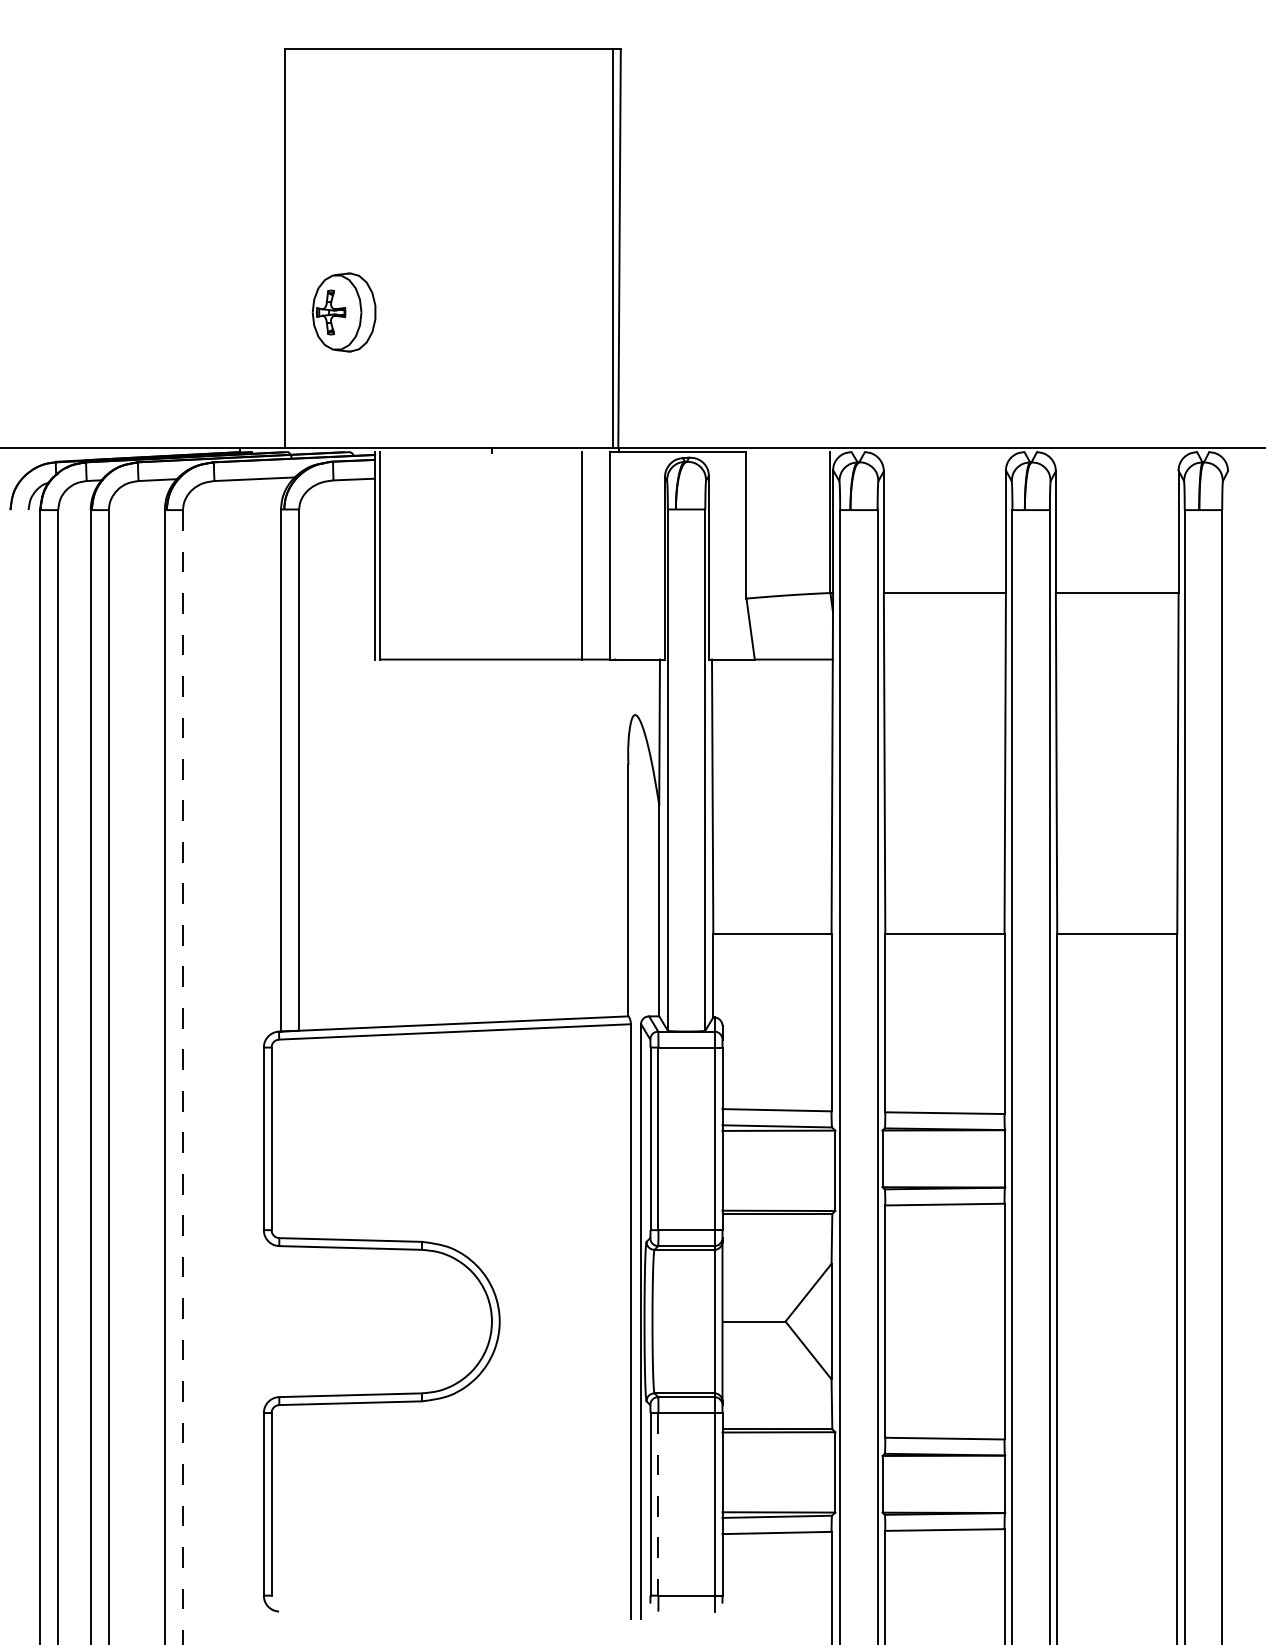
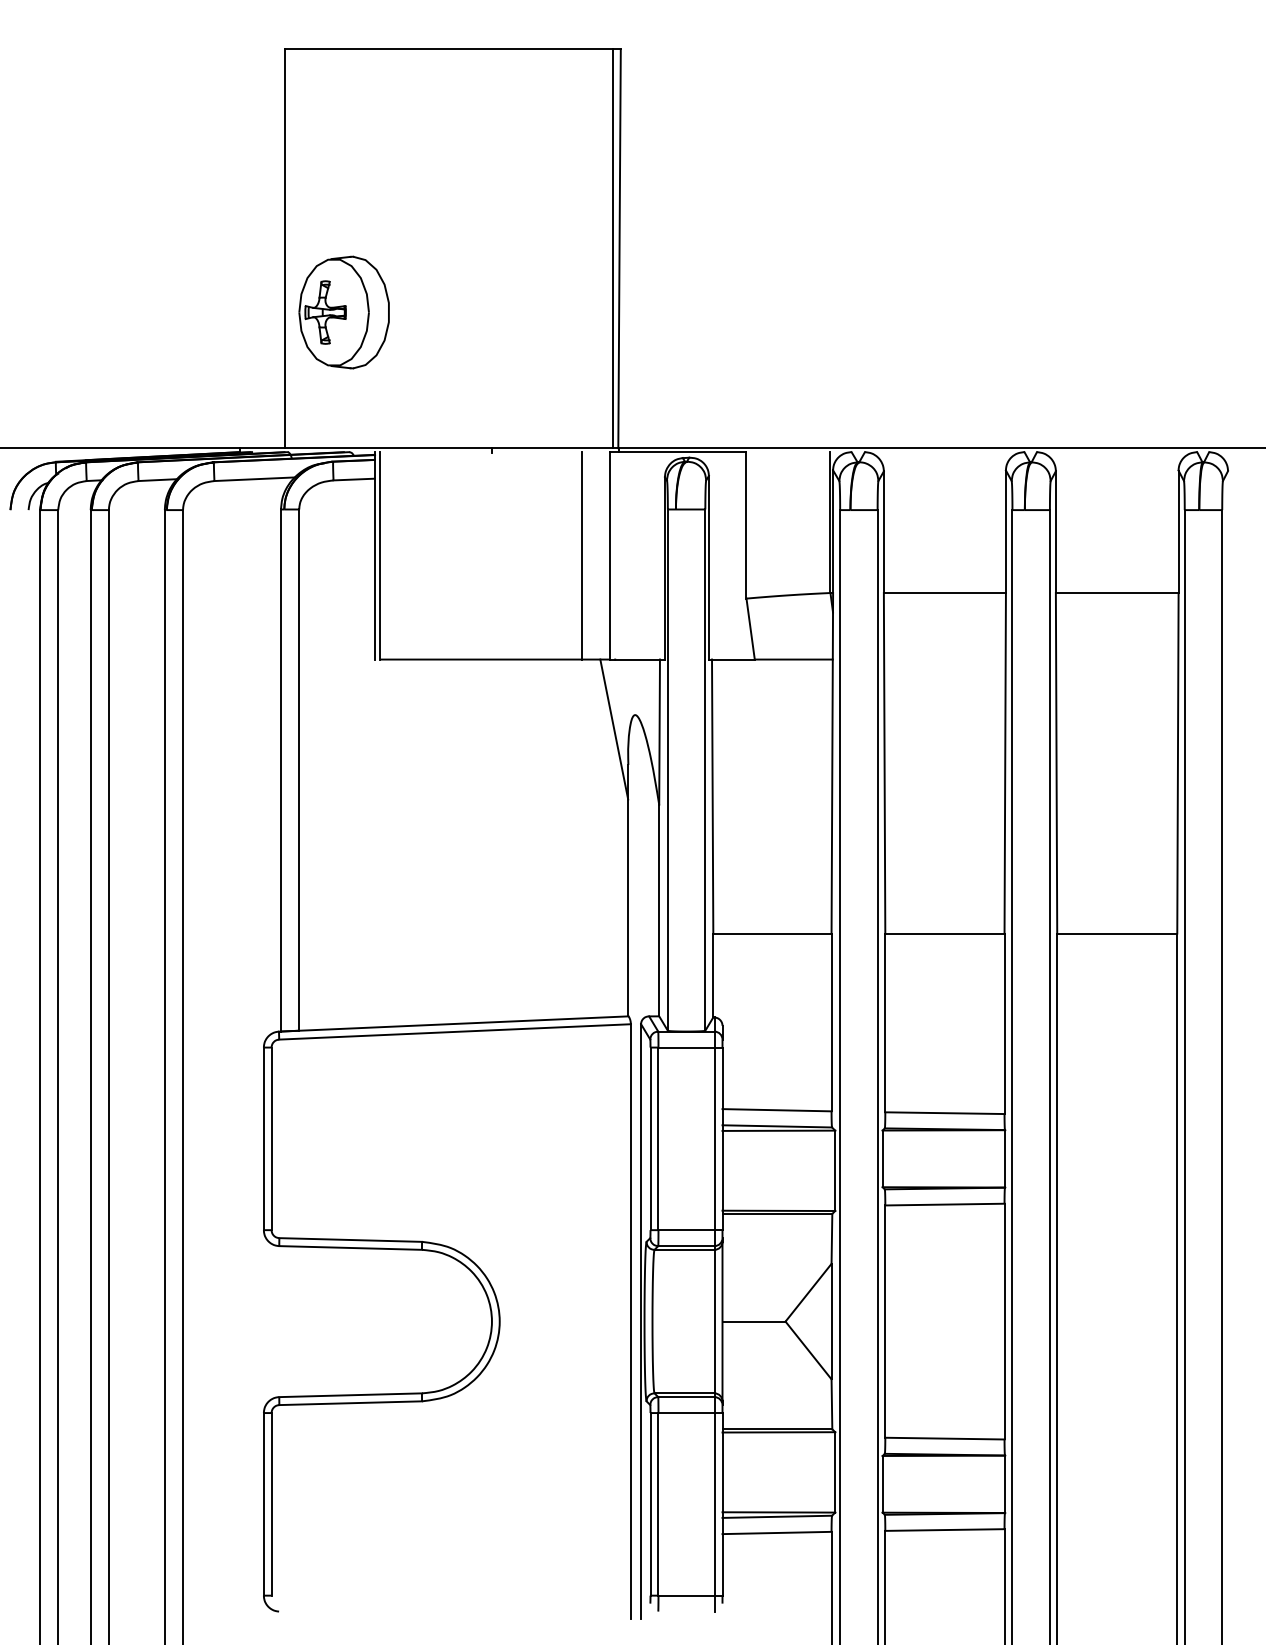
part size: 66x81 px -> 92x115 px (343, 312)
line: none -> present (614, 729)
line: dashed -> solid (183, 1077)
line: dashed -> solid (658, 1504)
